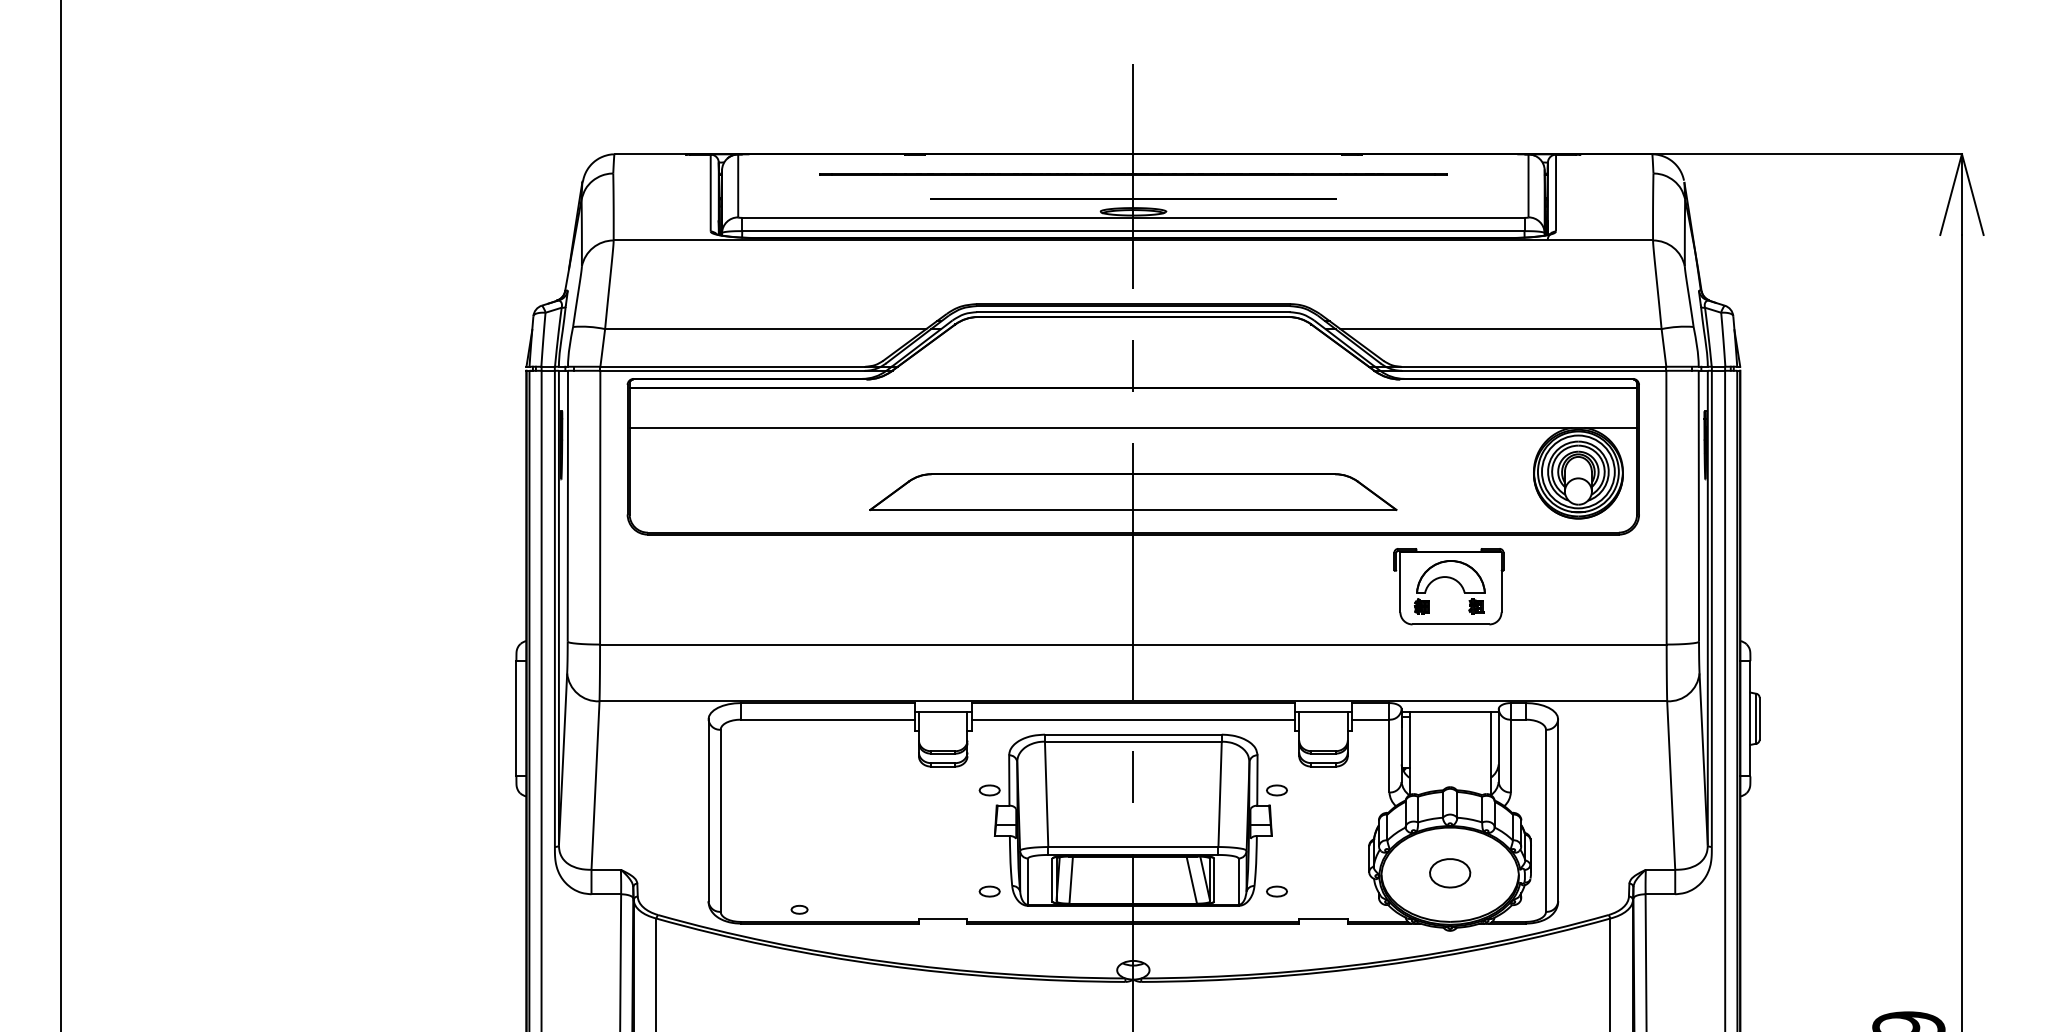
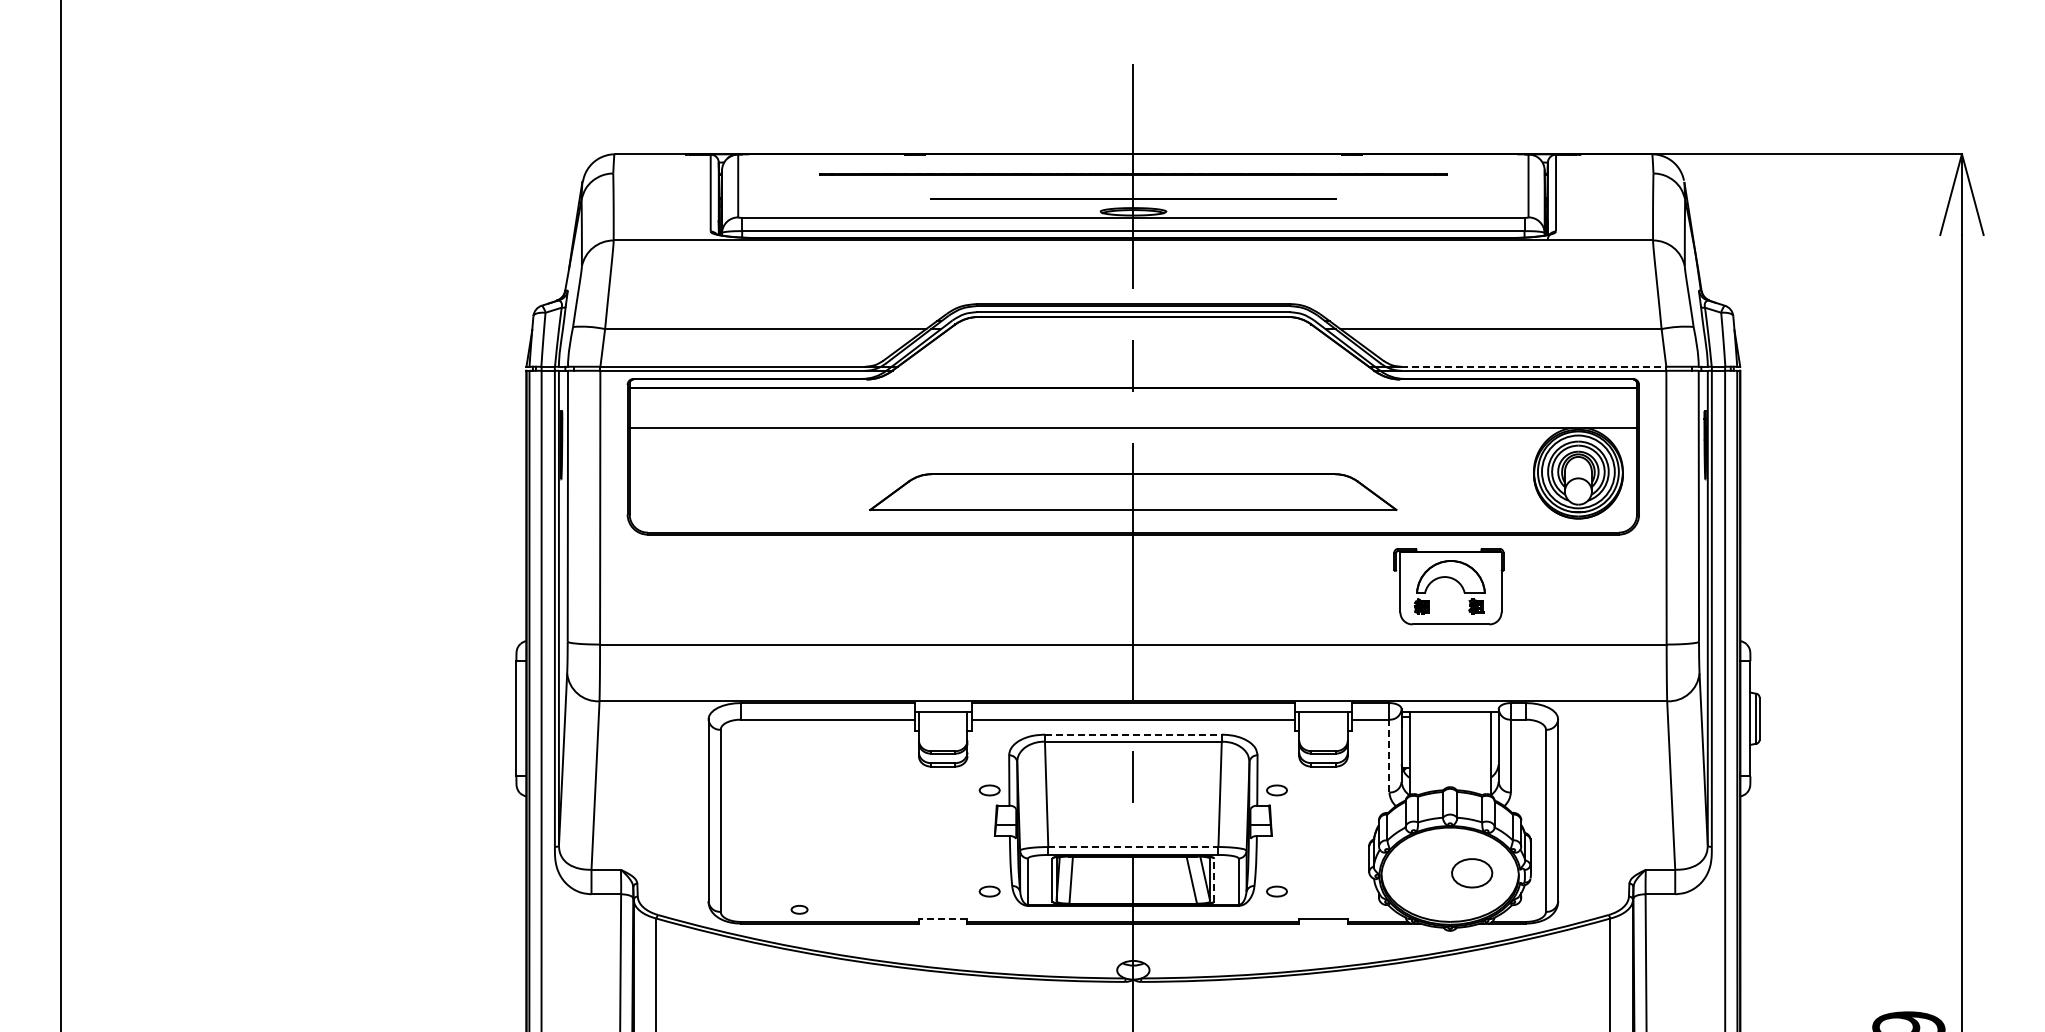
line: solid -> dashed (1534, 366)
line: solid -> dashed (1133, 734)
line: solid -> dashed (1389, 755)
line: solid -> dashed (1133, 846)
part position: (1450, 873) -> (1472, 873) (1472, 873)
line: solid -> dashed (1214, 879)
line: solid -> dashed (942, 918)
